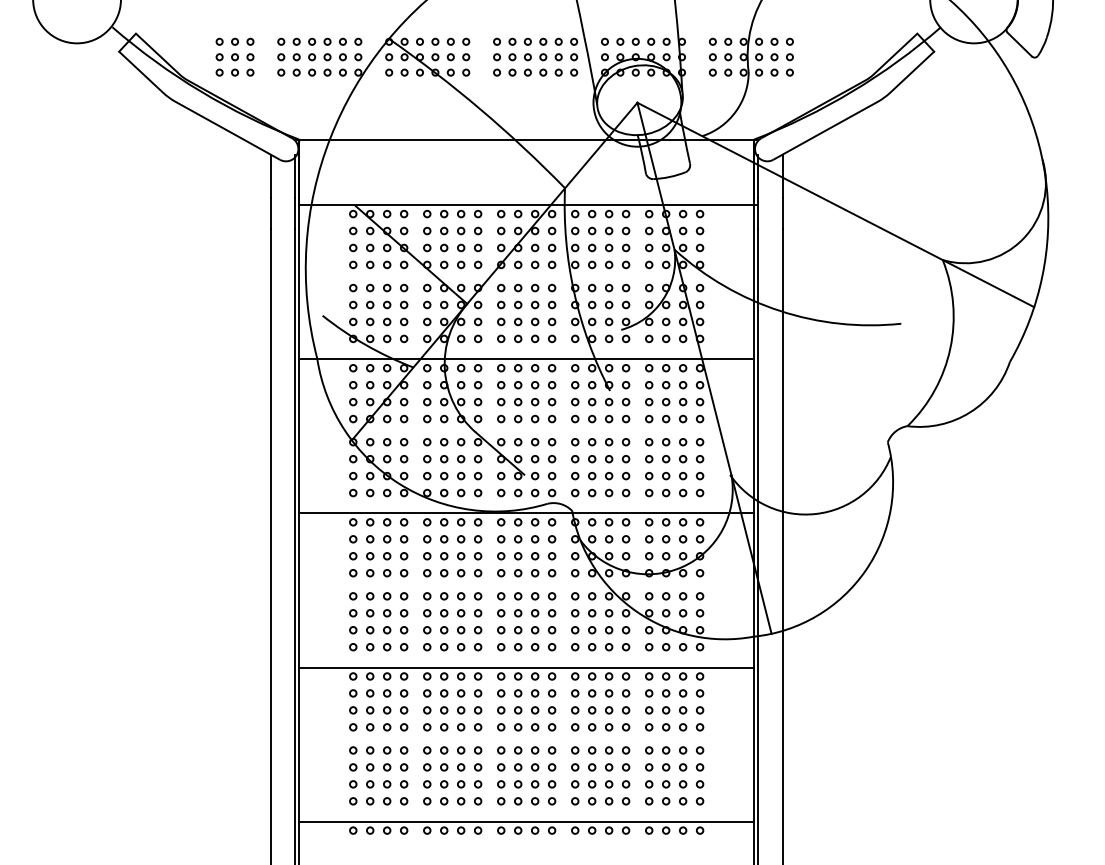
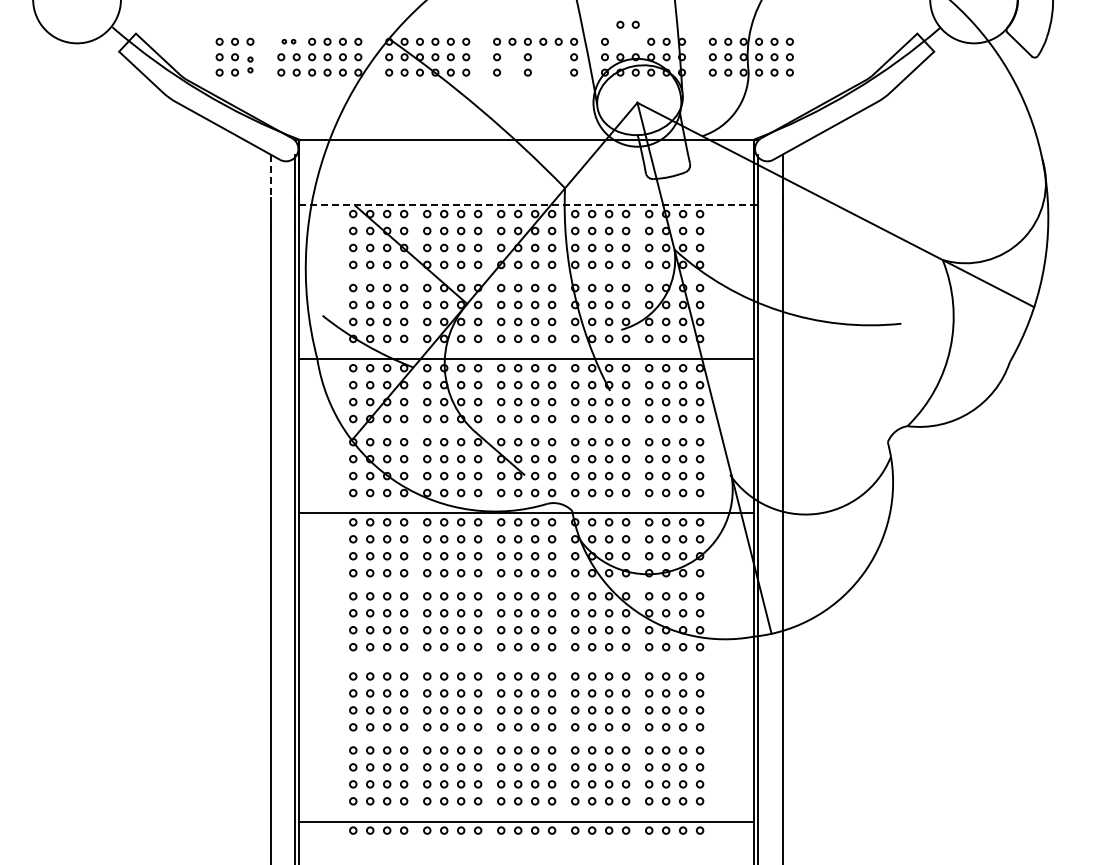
part size: 24x9 px -> 16x6 px (288, 41)
part position: (627, 41) -> (627, 24) (627, 24)
part: present -> none (546, 59)
part size: 9x24 px -> 7x18 px (250, 64)
part: present -> none (512, 64)
line: solid -> dashed (270, 177)
line: solid -> dashed (527, 205)
line: present -> none (526, 667)
